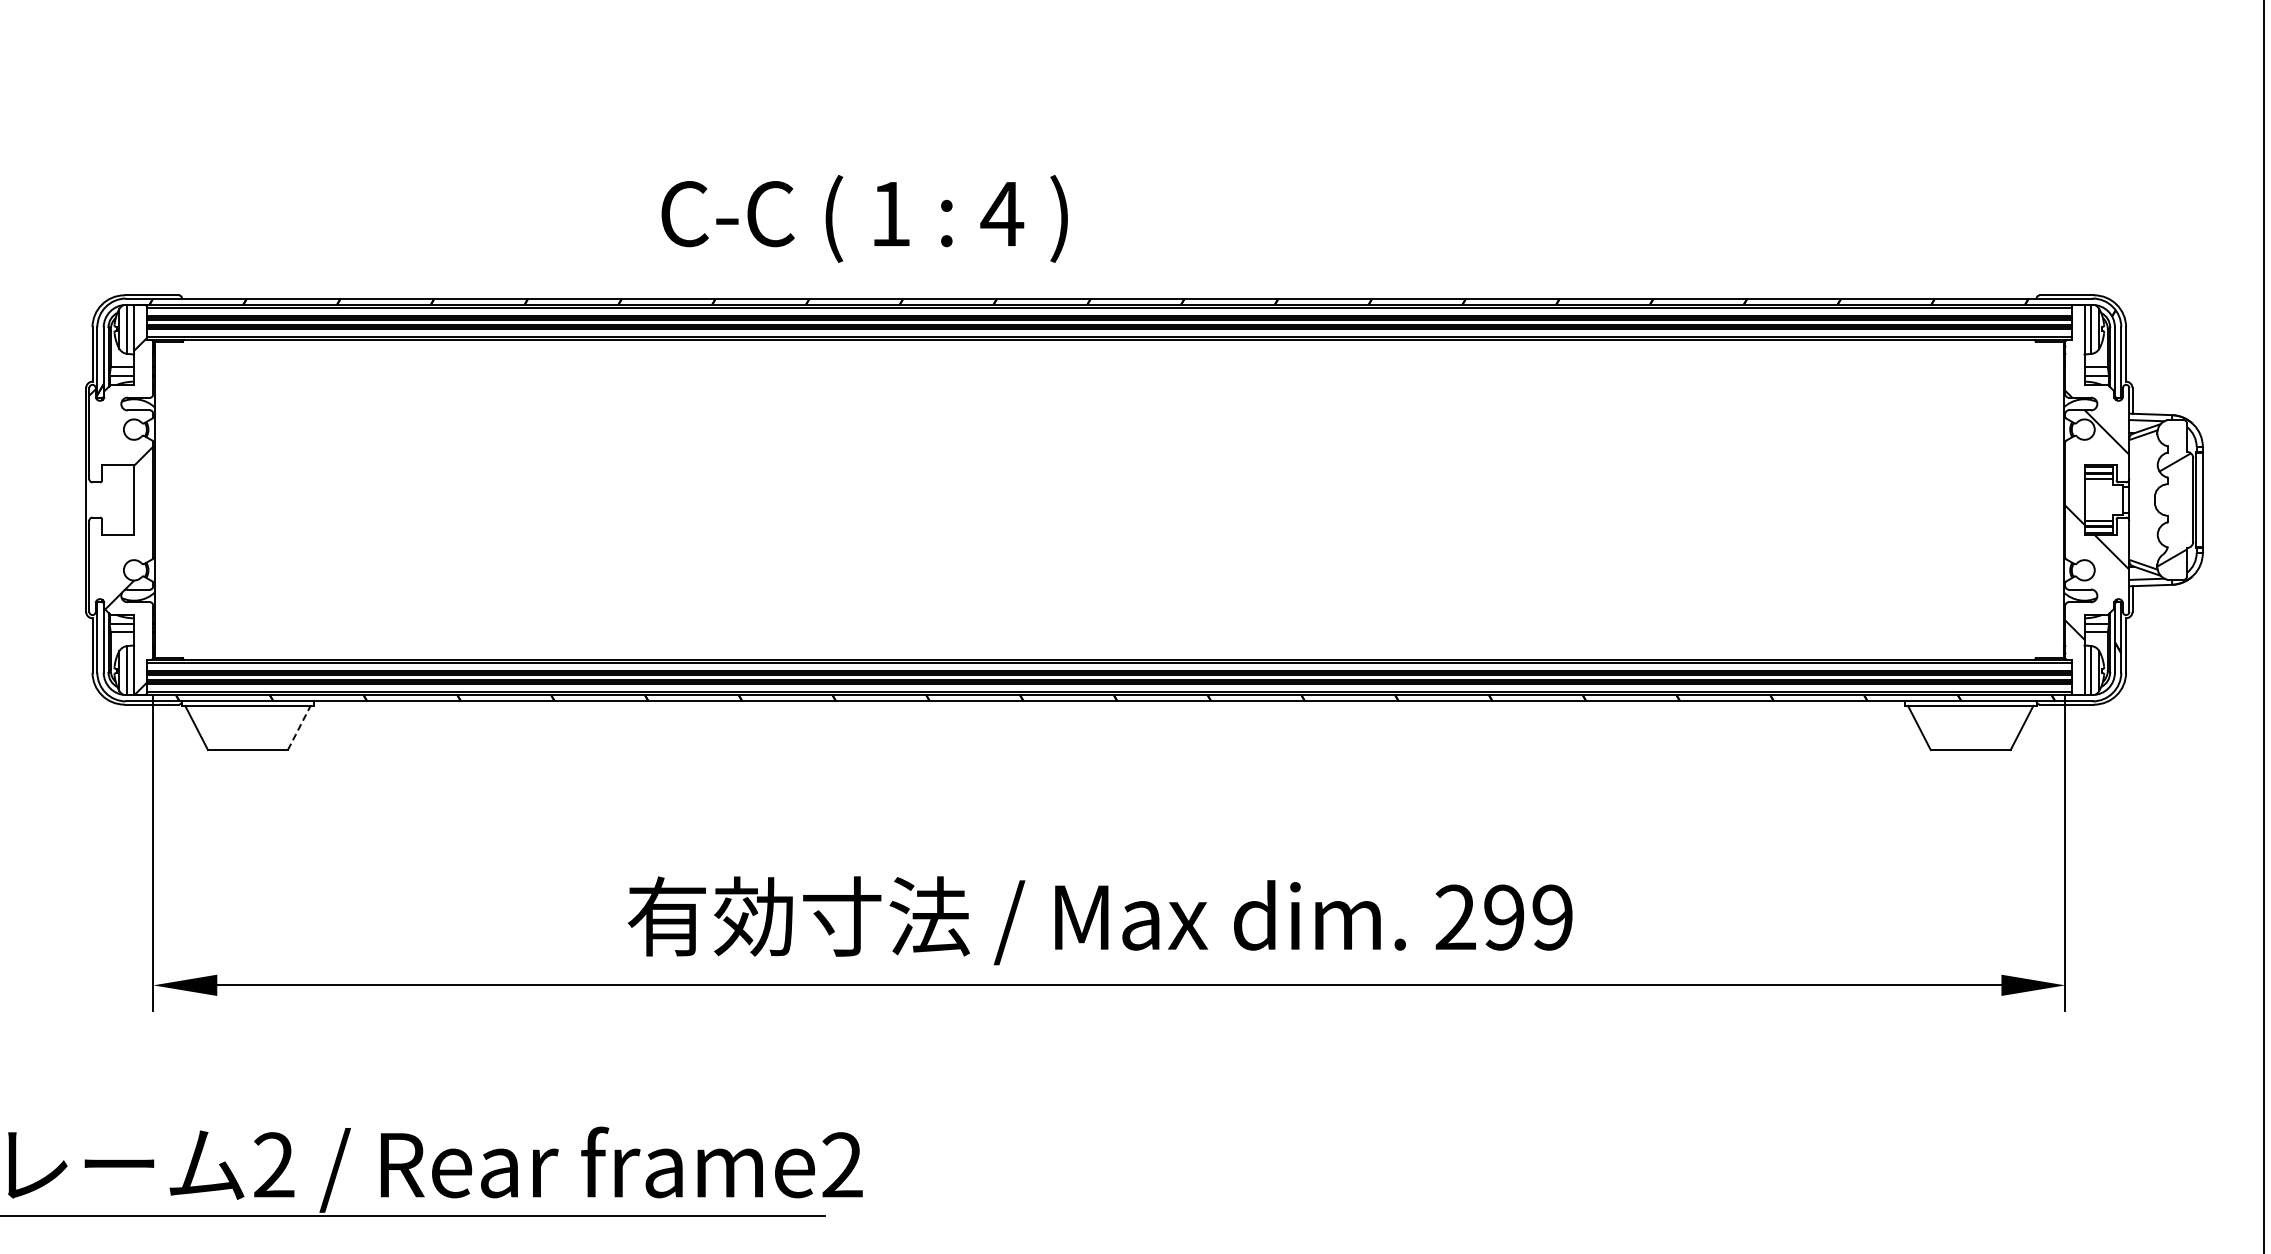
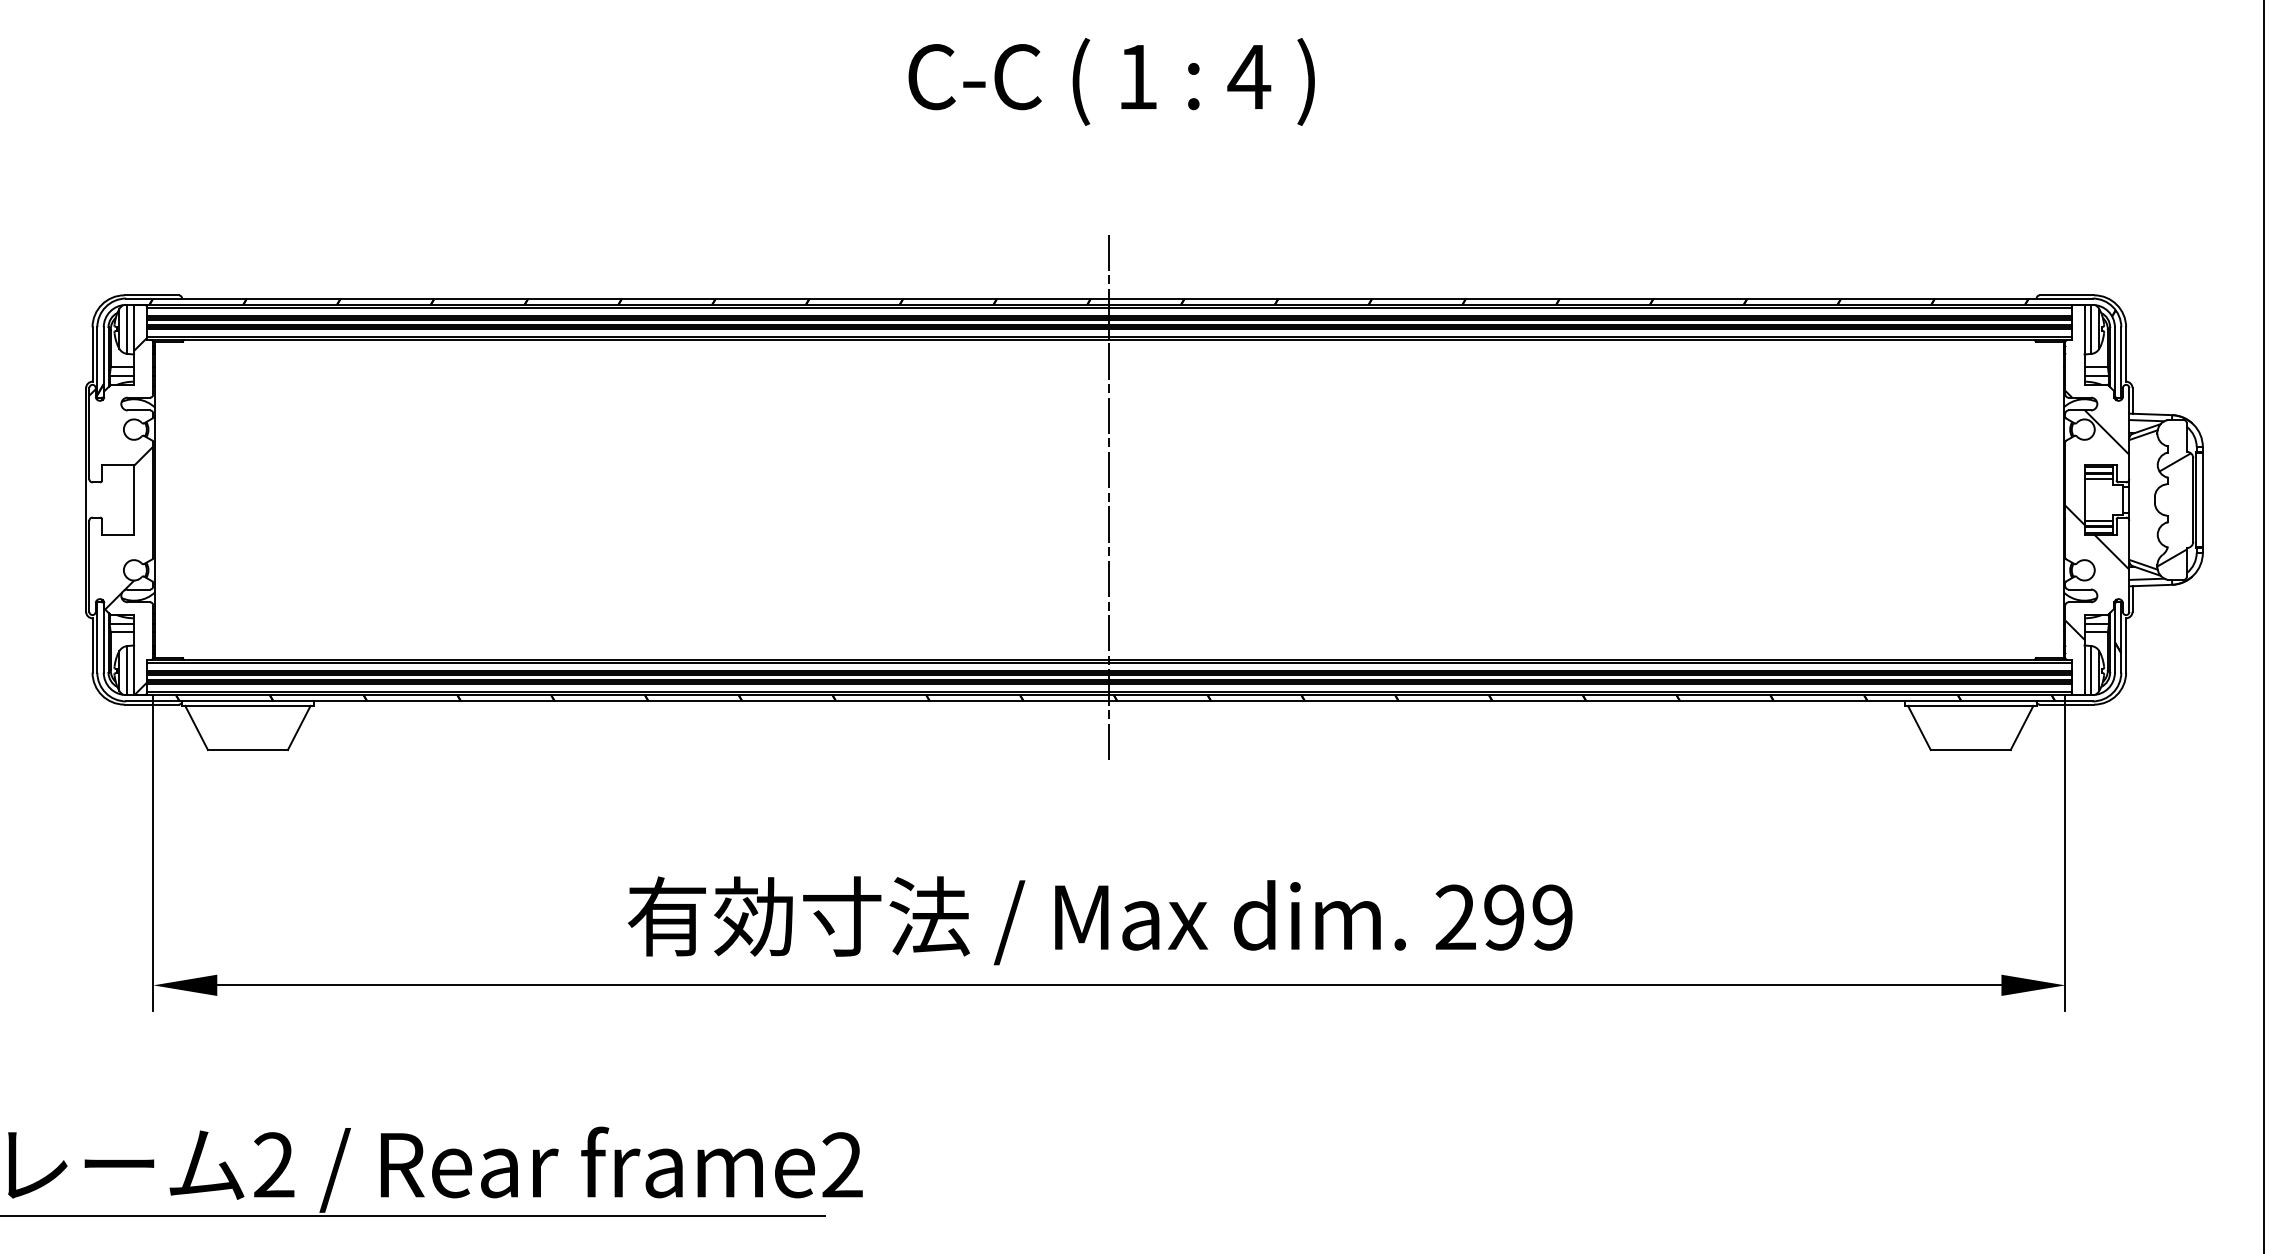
text position: (864, 218) -> (1111, 81) (1111, 81)
line: none -> present (1109, 499)
line: dashed -> solid (299, 727)
